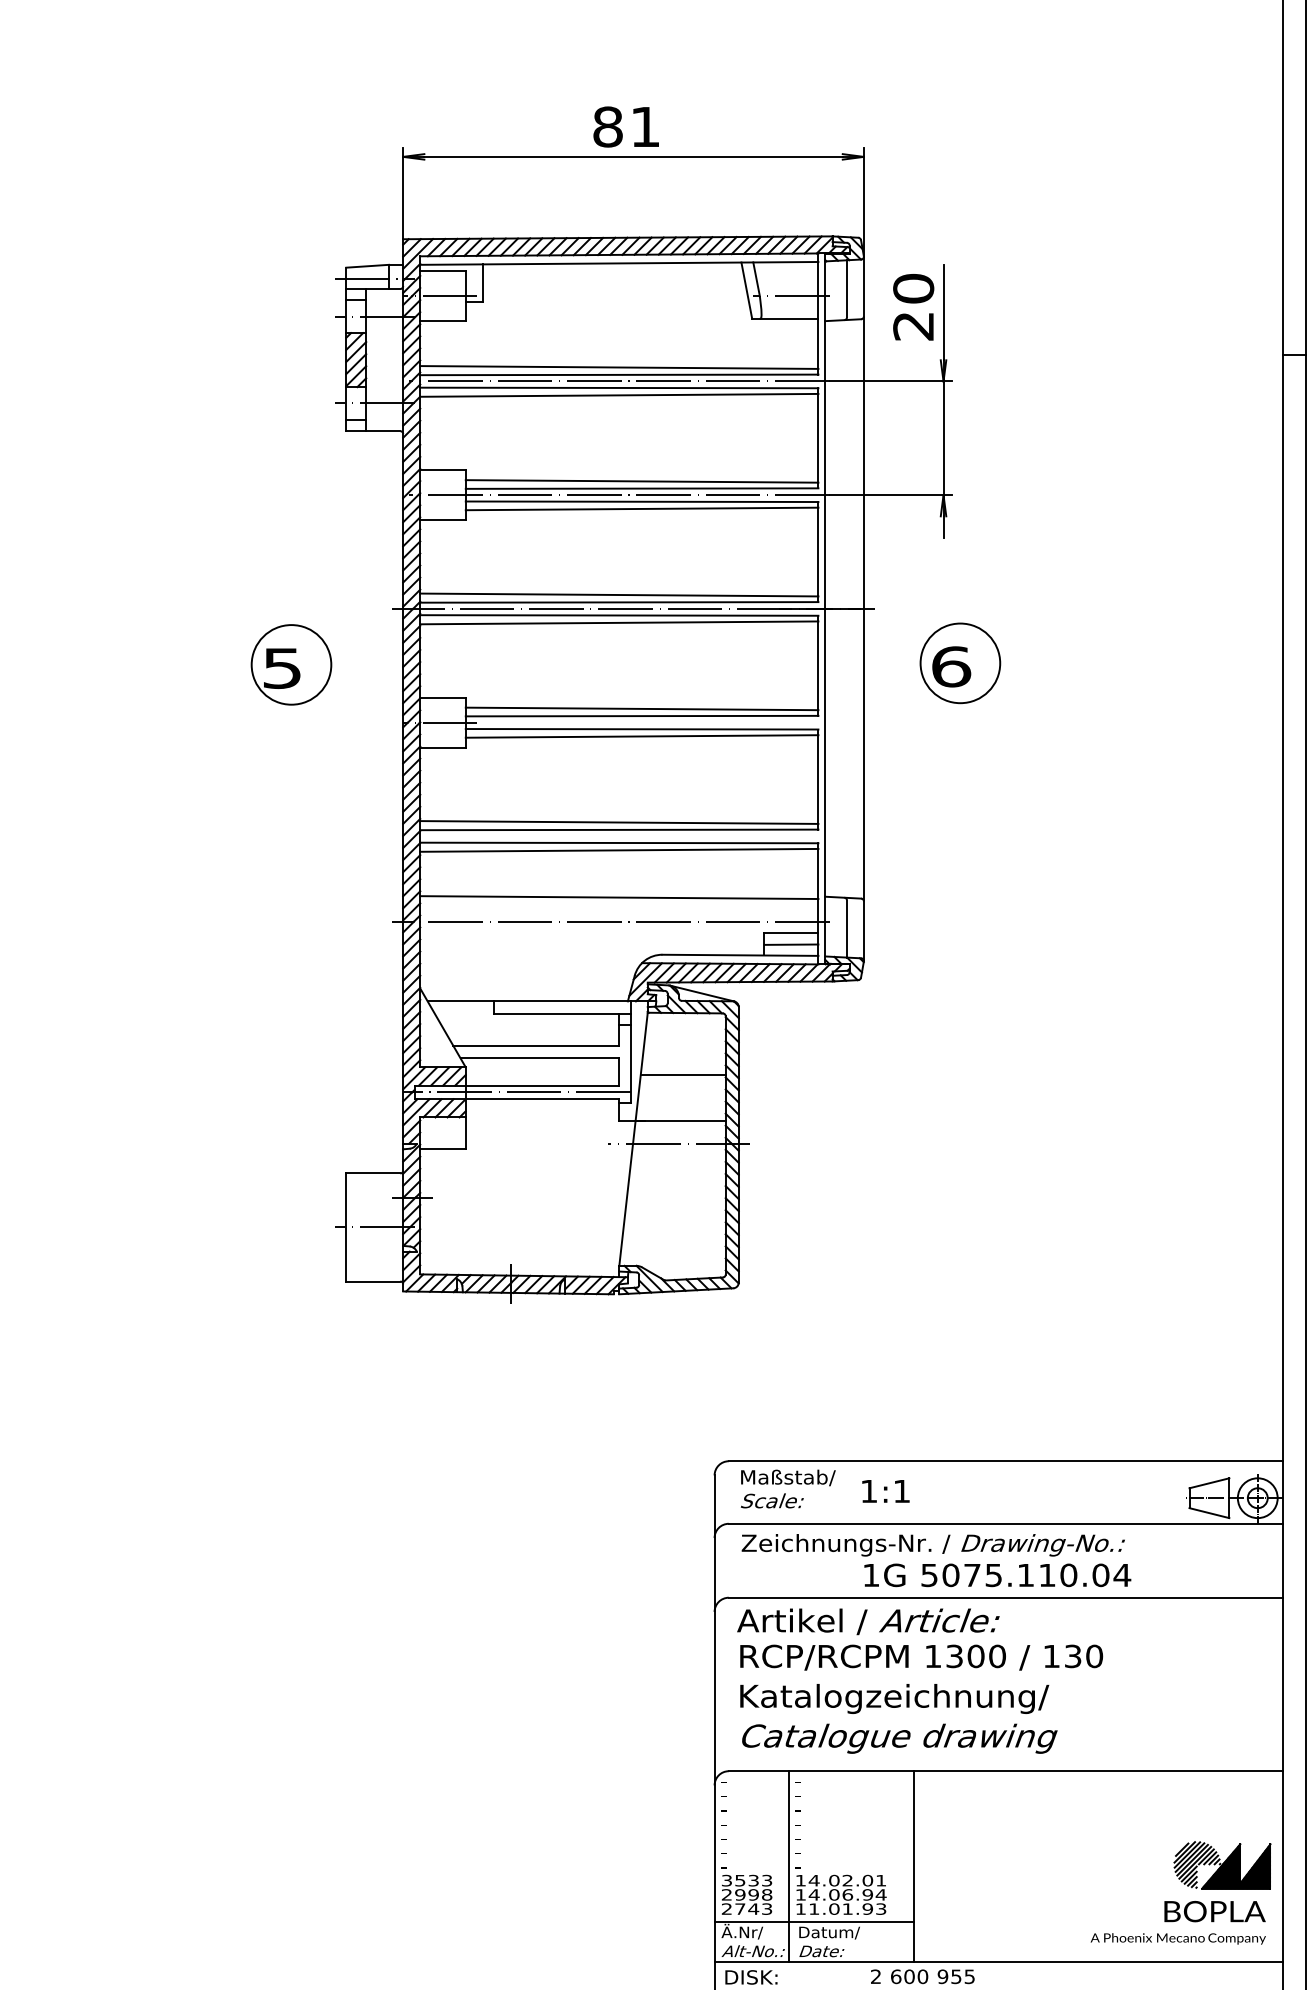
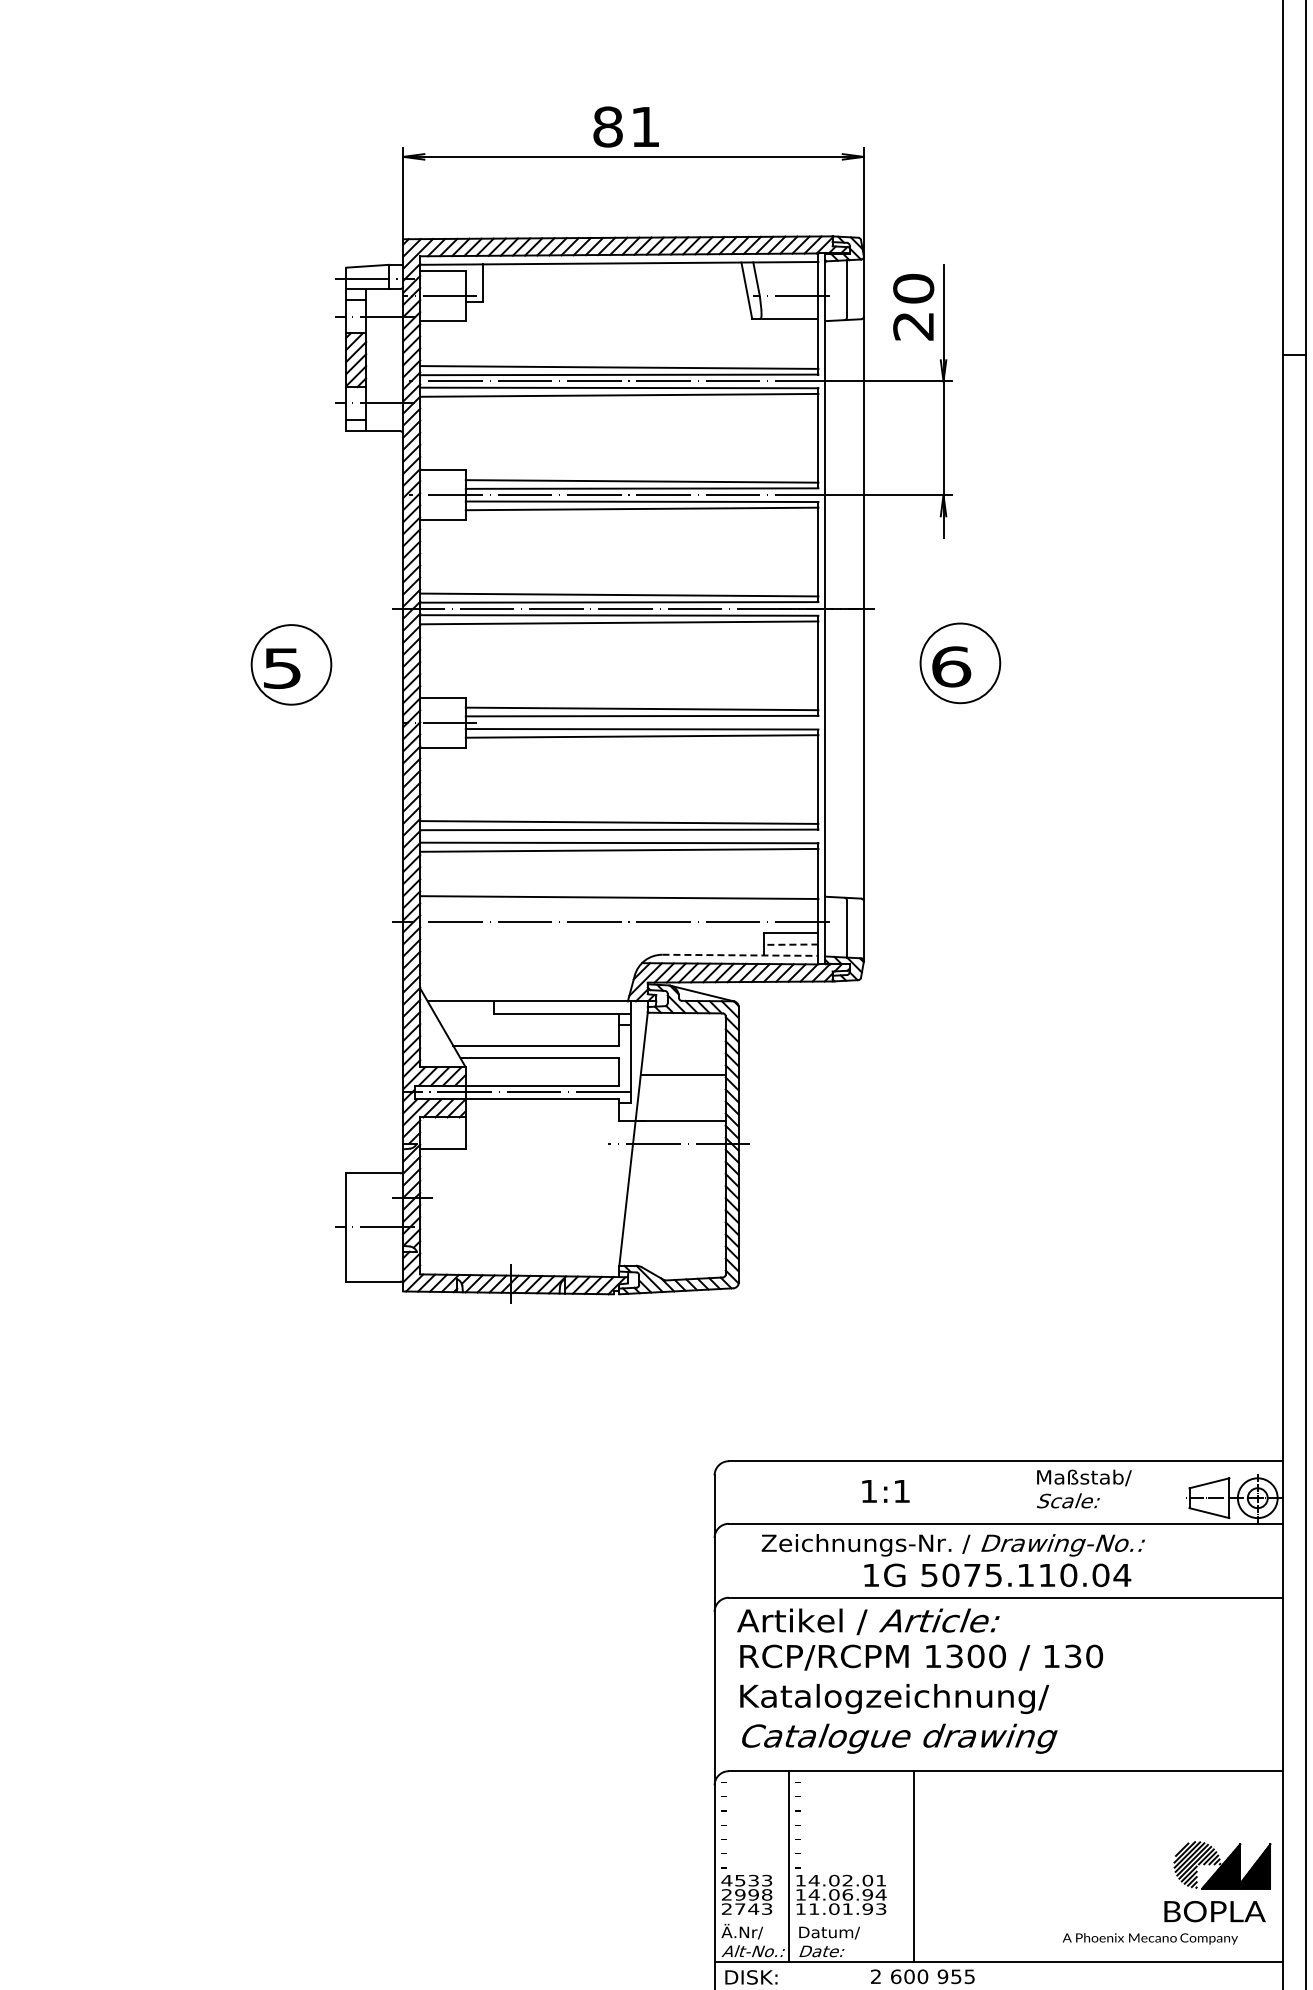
line: solid -> dashed (790, 944)
line: solid -> dashed (740, 955)
text position: (788, 1488) -> (1084, 1488) (1084, 1488)
text position: (932, 1545) -> (952, 1545) (952, 1545)
text: 3533 -> 4533 (726, 1880)
line: present -> none (813, 1921)
text position: (1177, 1938) -> (1149, 1938) (1149, 1938)
